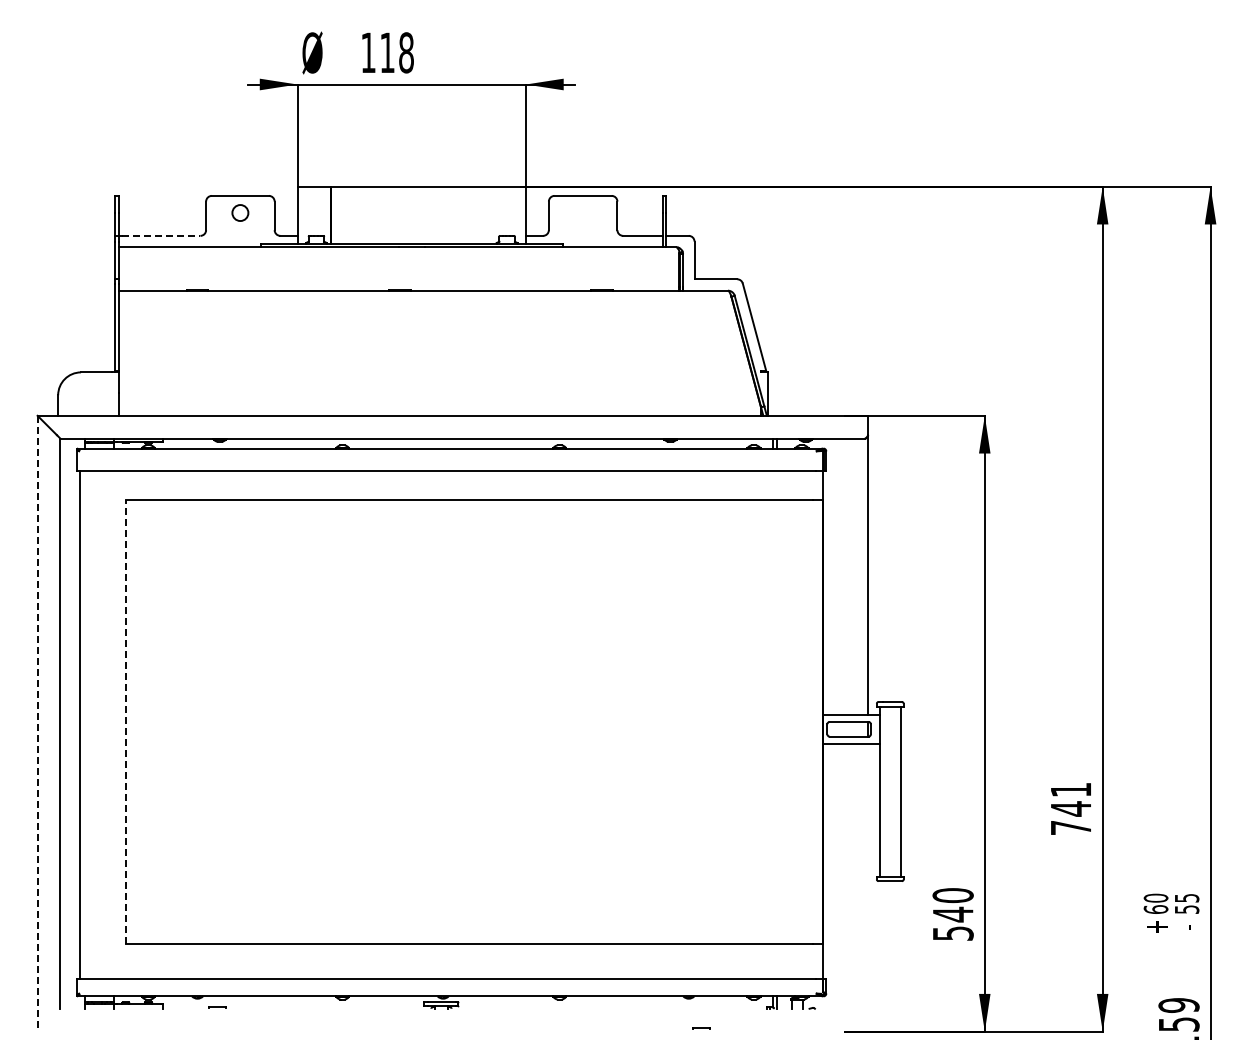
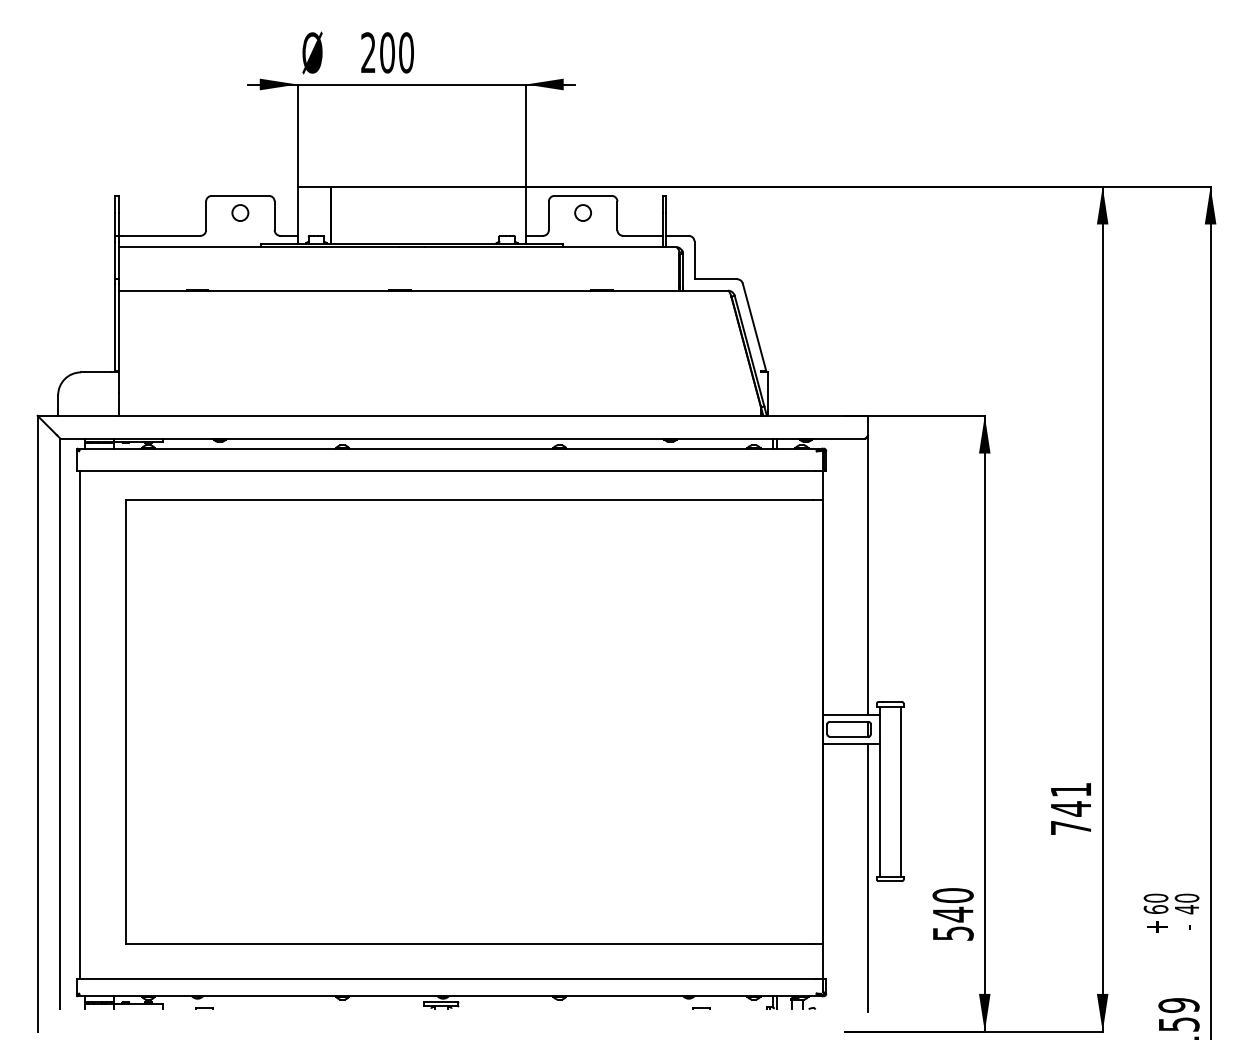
text: 118 -> 200 (387, 52)
circle: none -> present (582, 212)
line: dashed -> solid (161, 235)
line: dashed -> solid (125, 721)
line: dashed -> solid (37, 723)
line: none -> present (868, 877)
text: 55 -> 40 (1186, 903)
line position: (217, 1007) -> (204, 1008) (204, 1008)
line position: (701, 1028) -> (701, 1008) (701, 1008)
